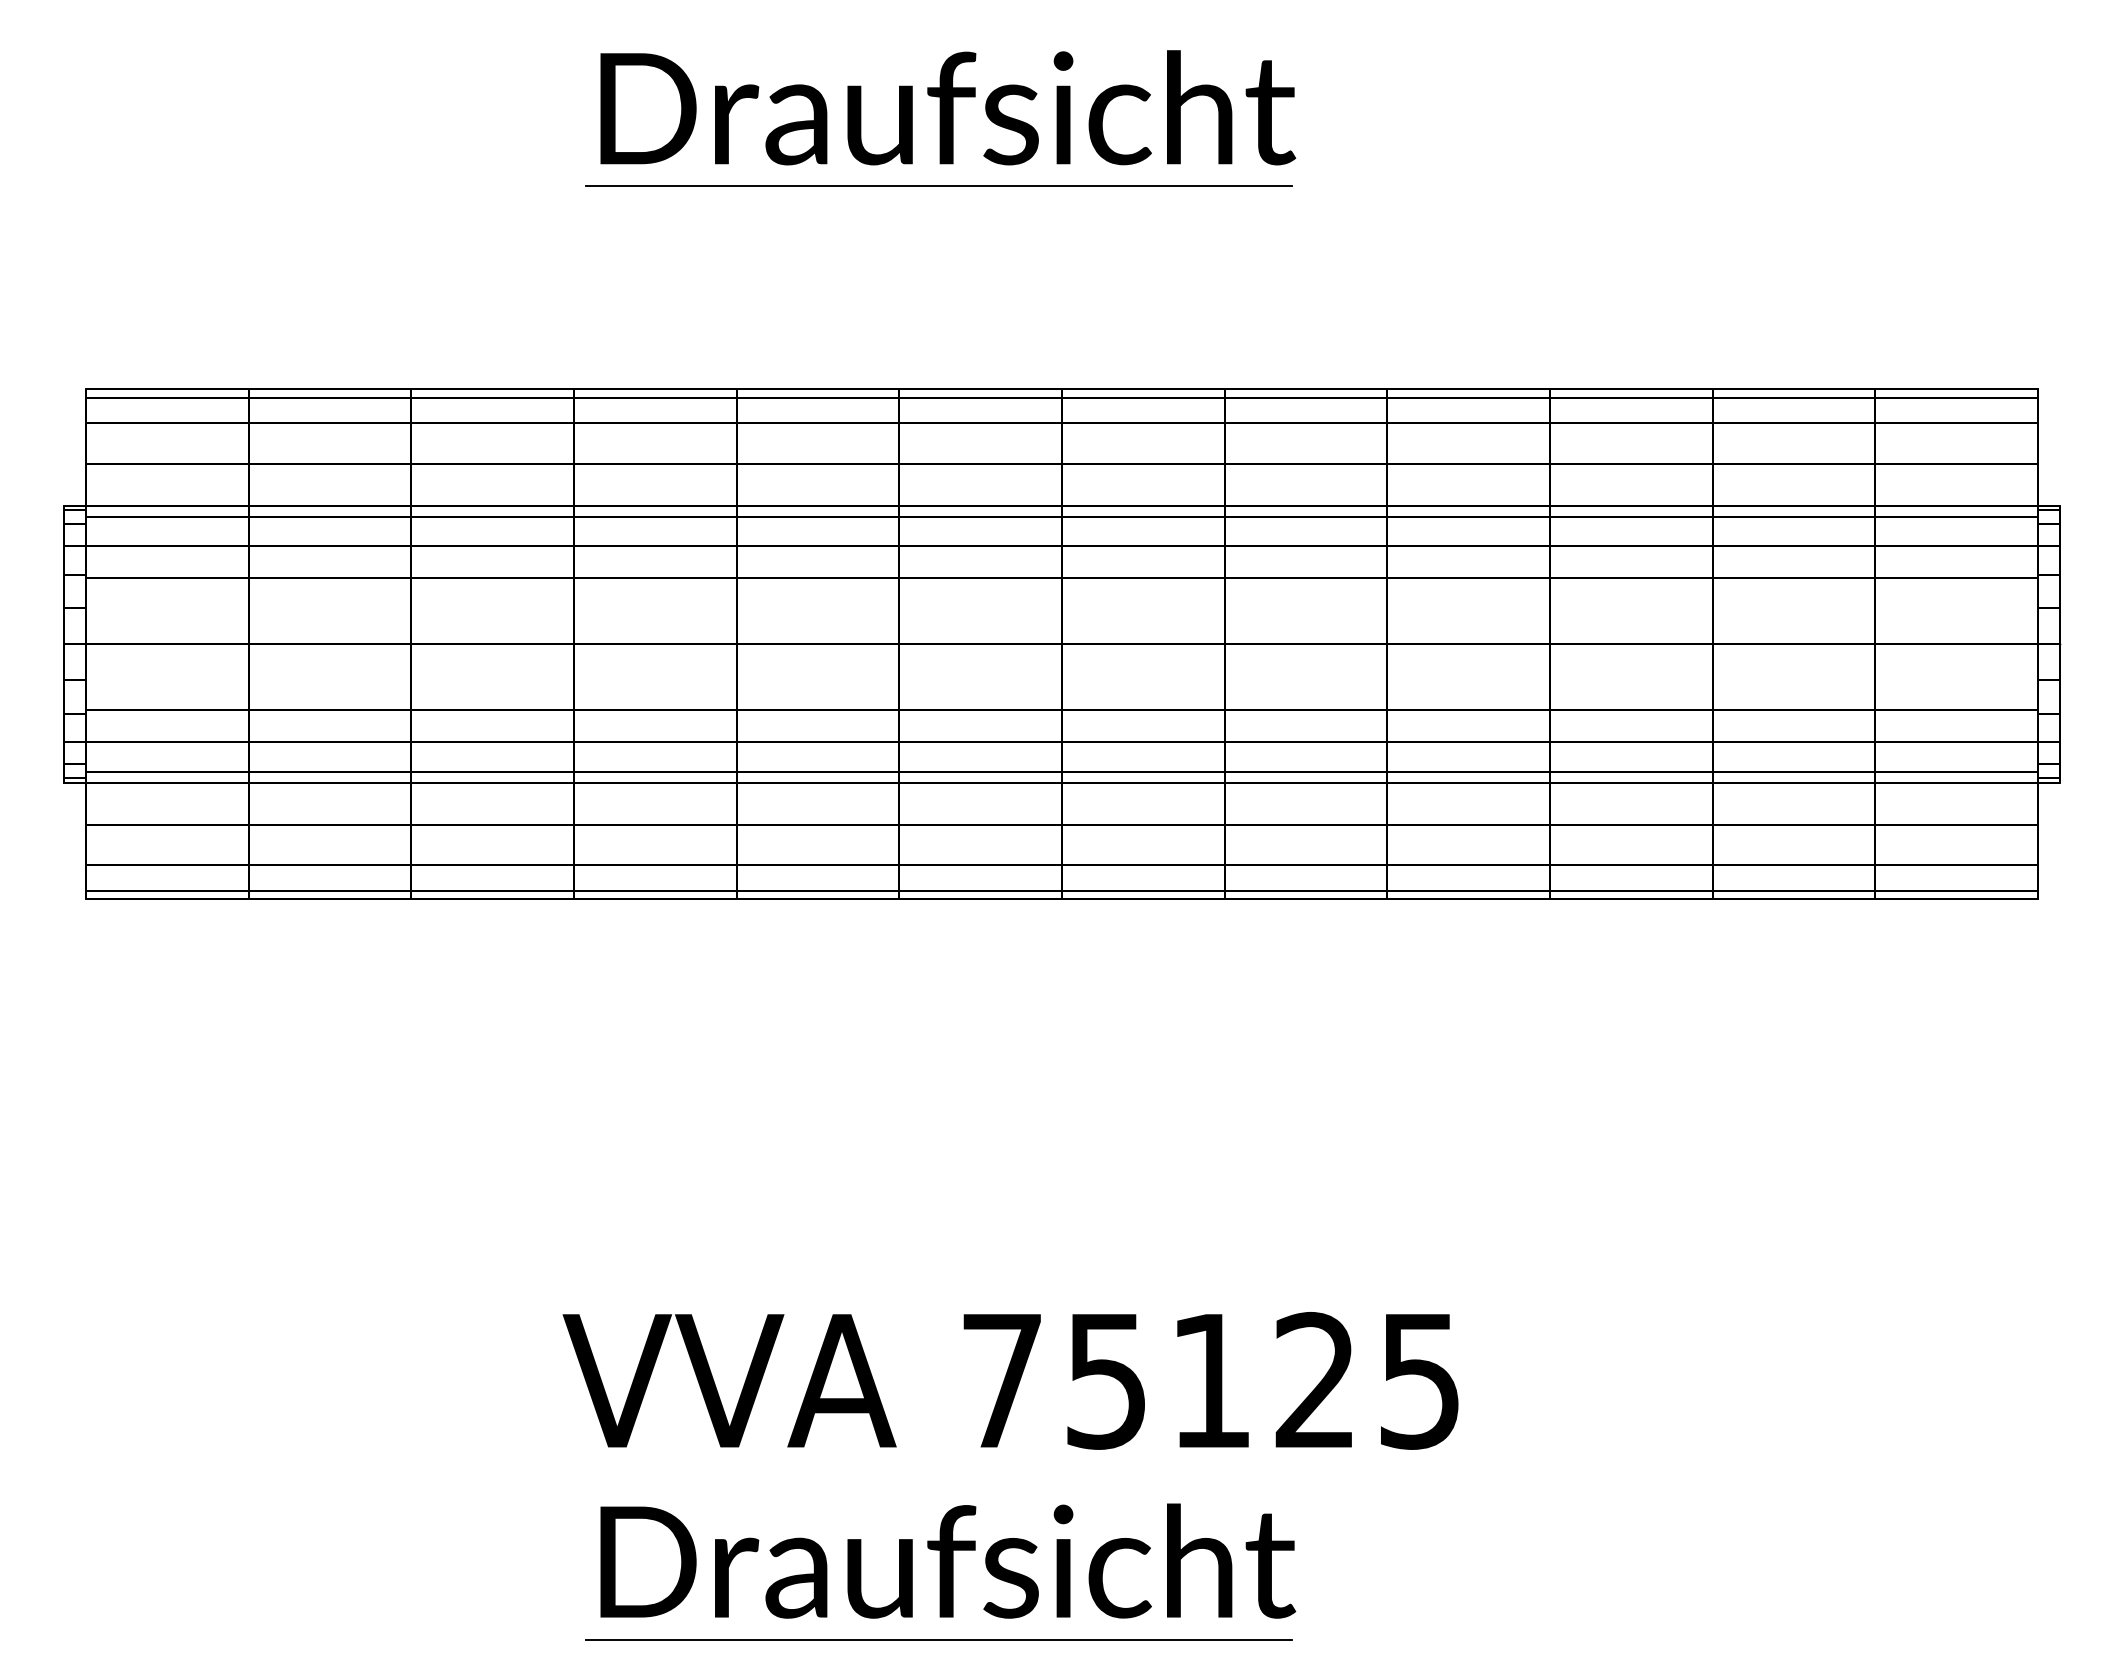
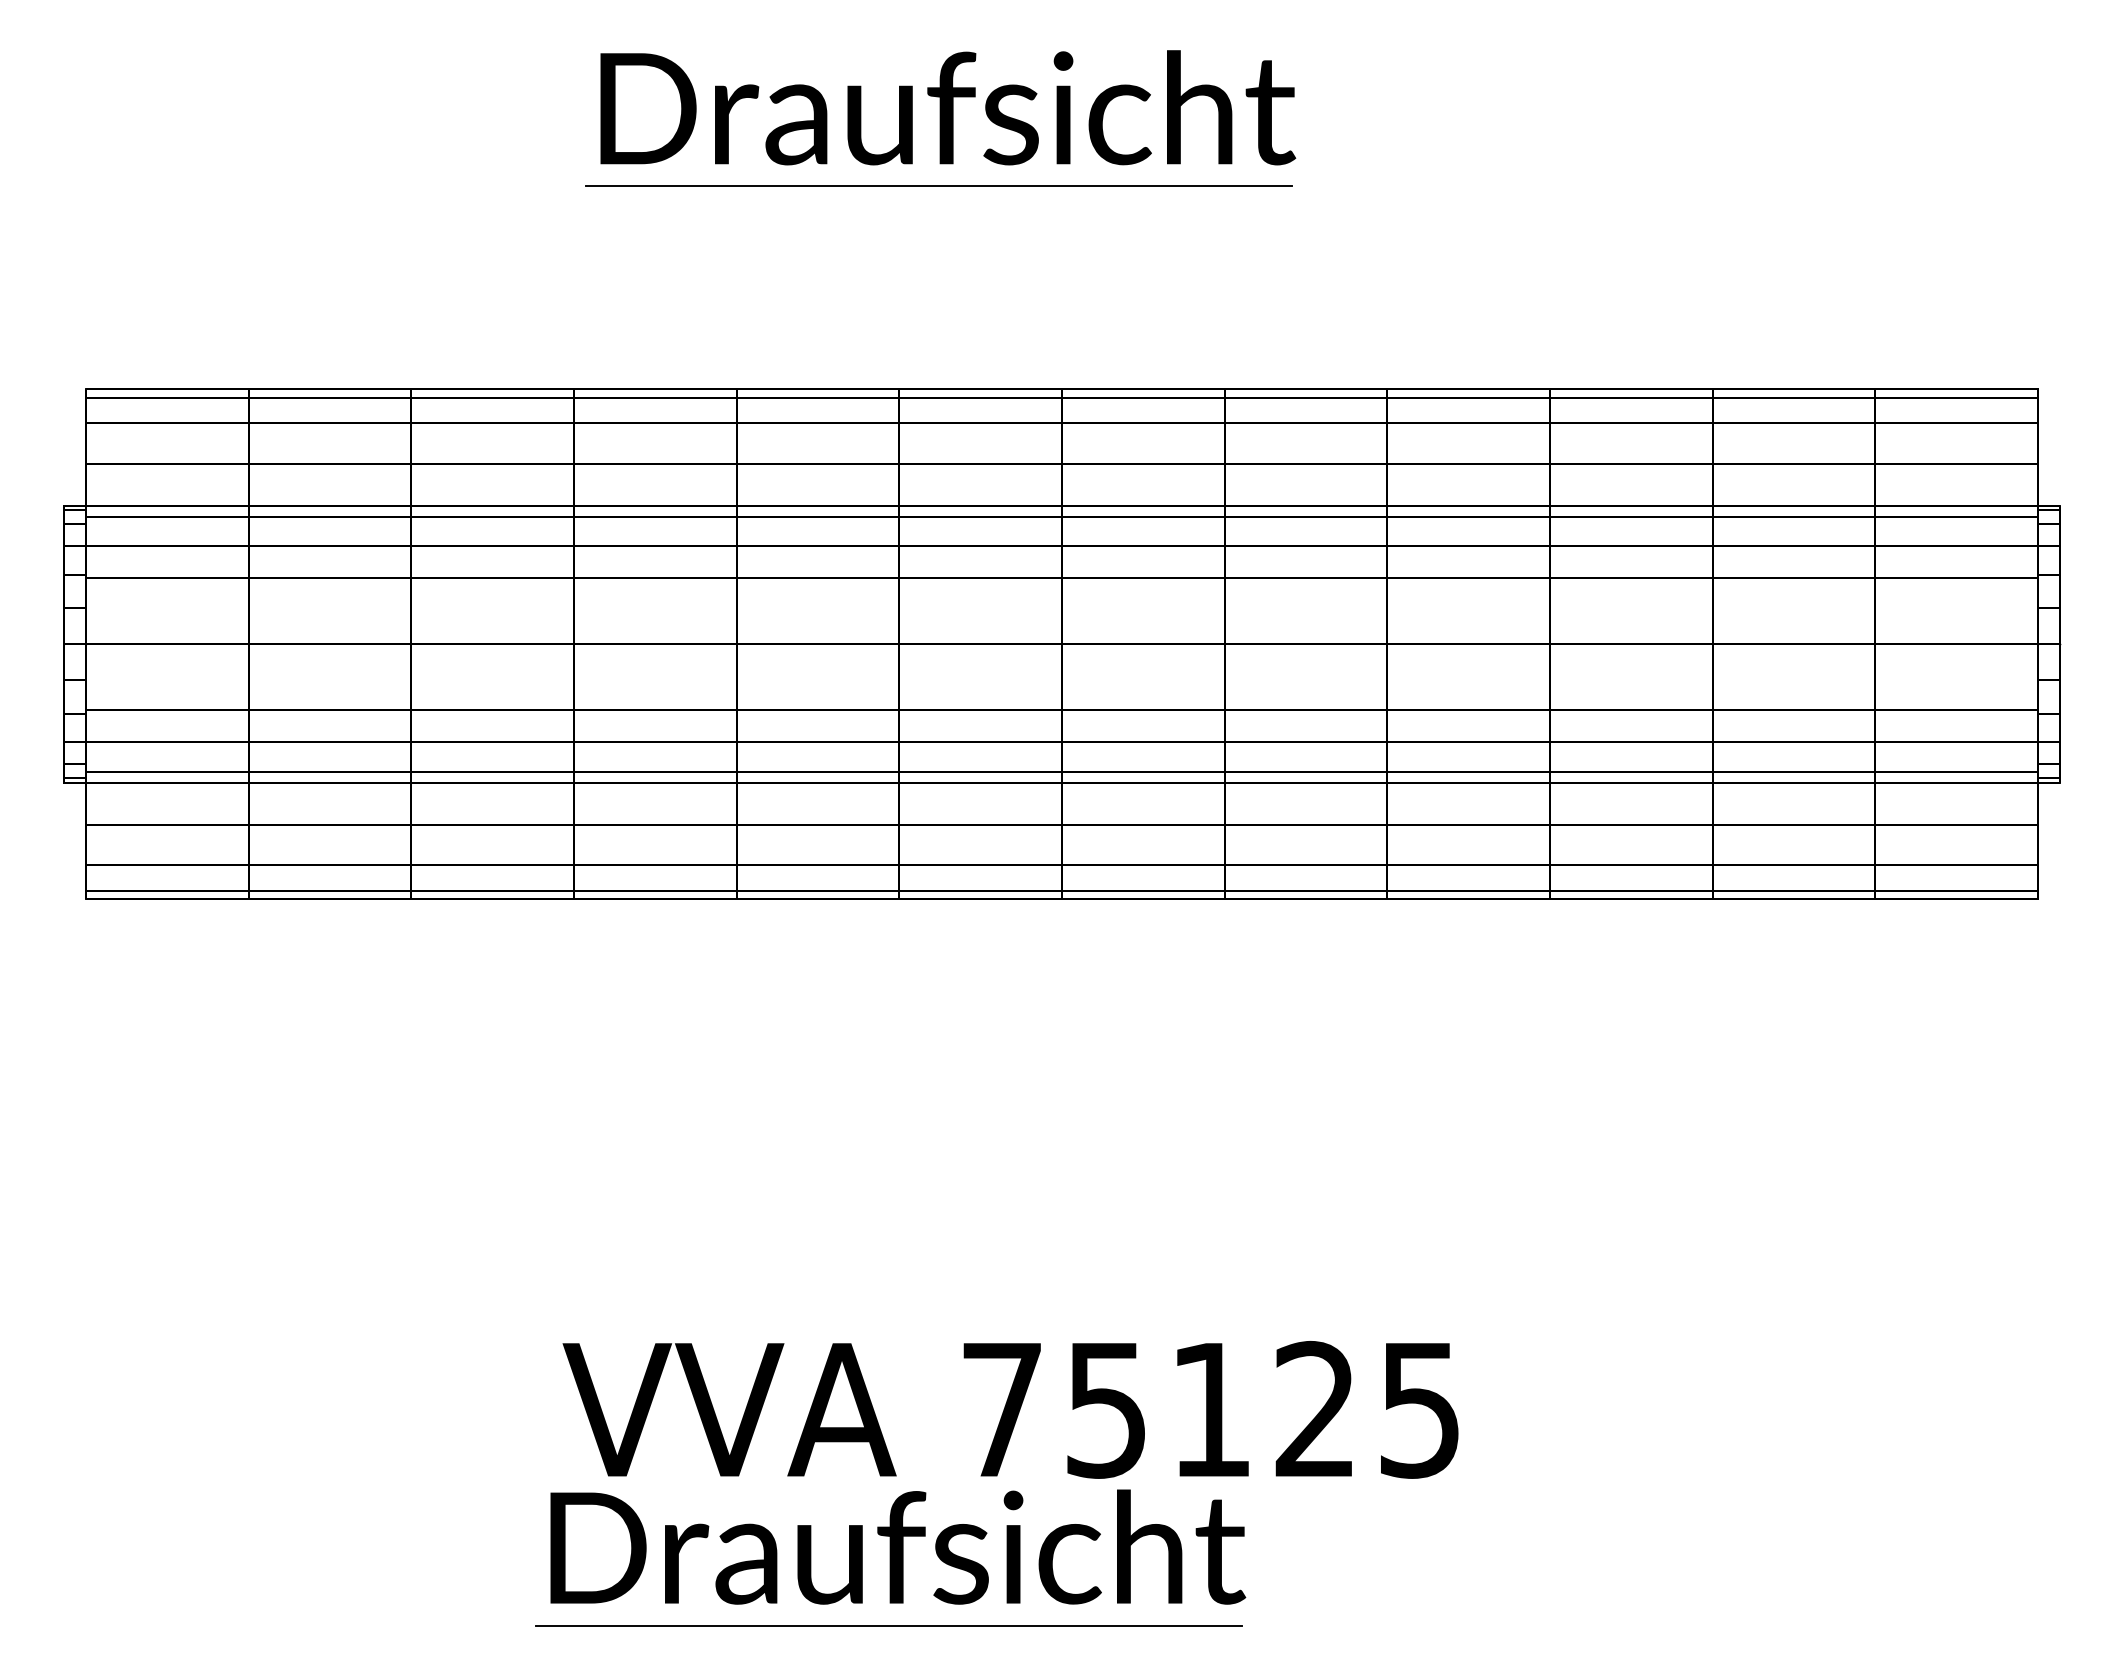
text position: (1010, 1380) -> (1010, 1409) (1010, 1409)
part position: (940, 1571) -> (890, 1557) (890, 1557)
